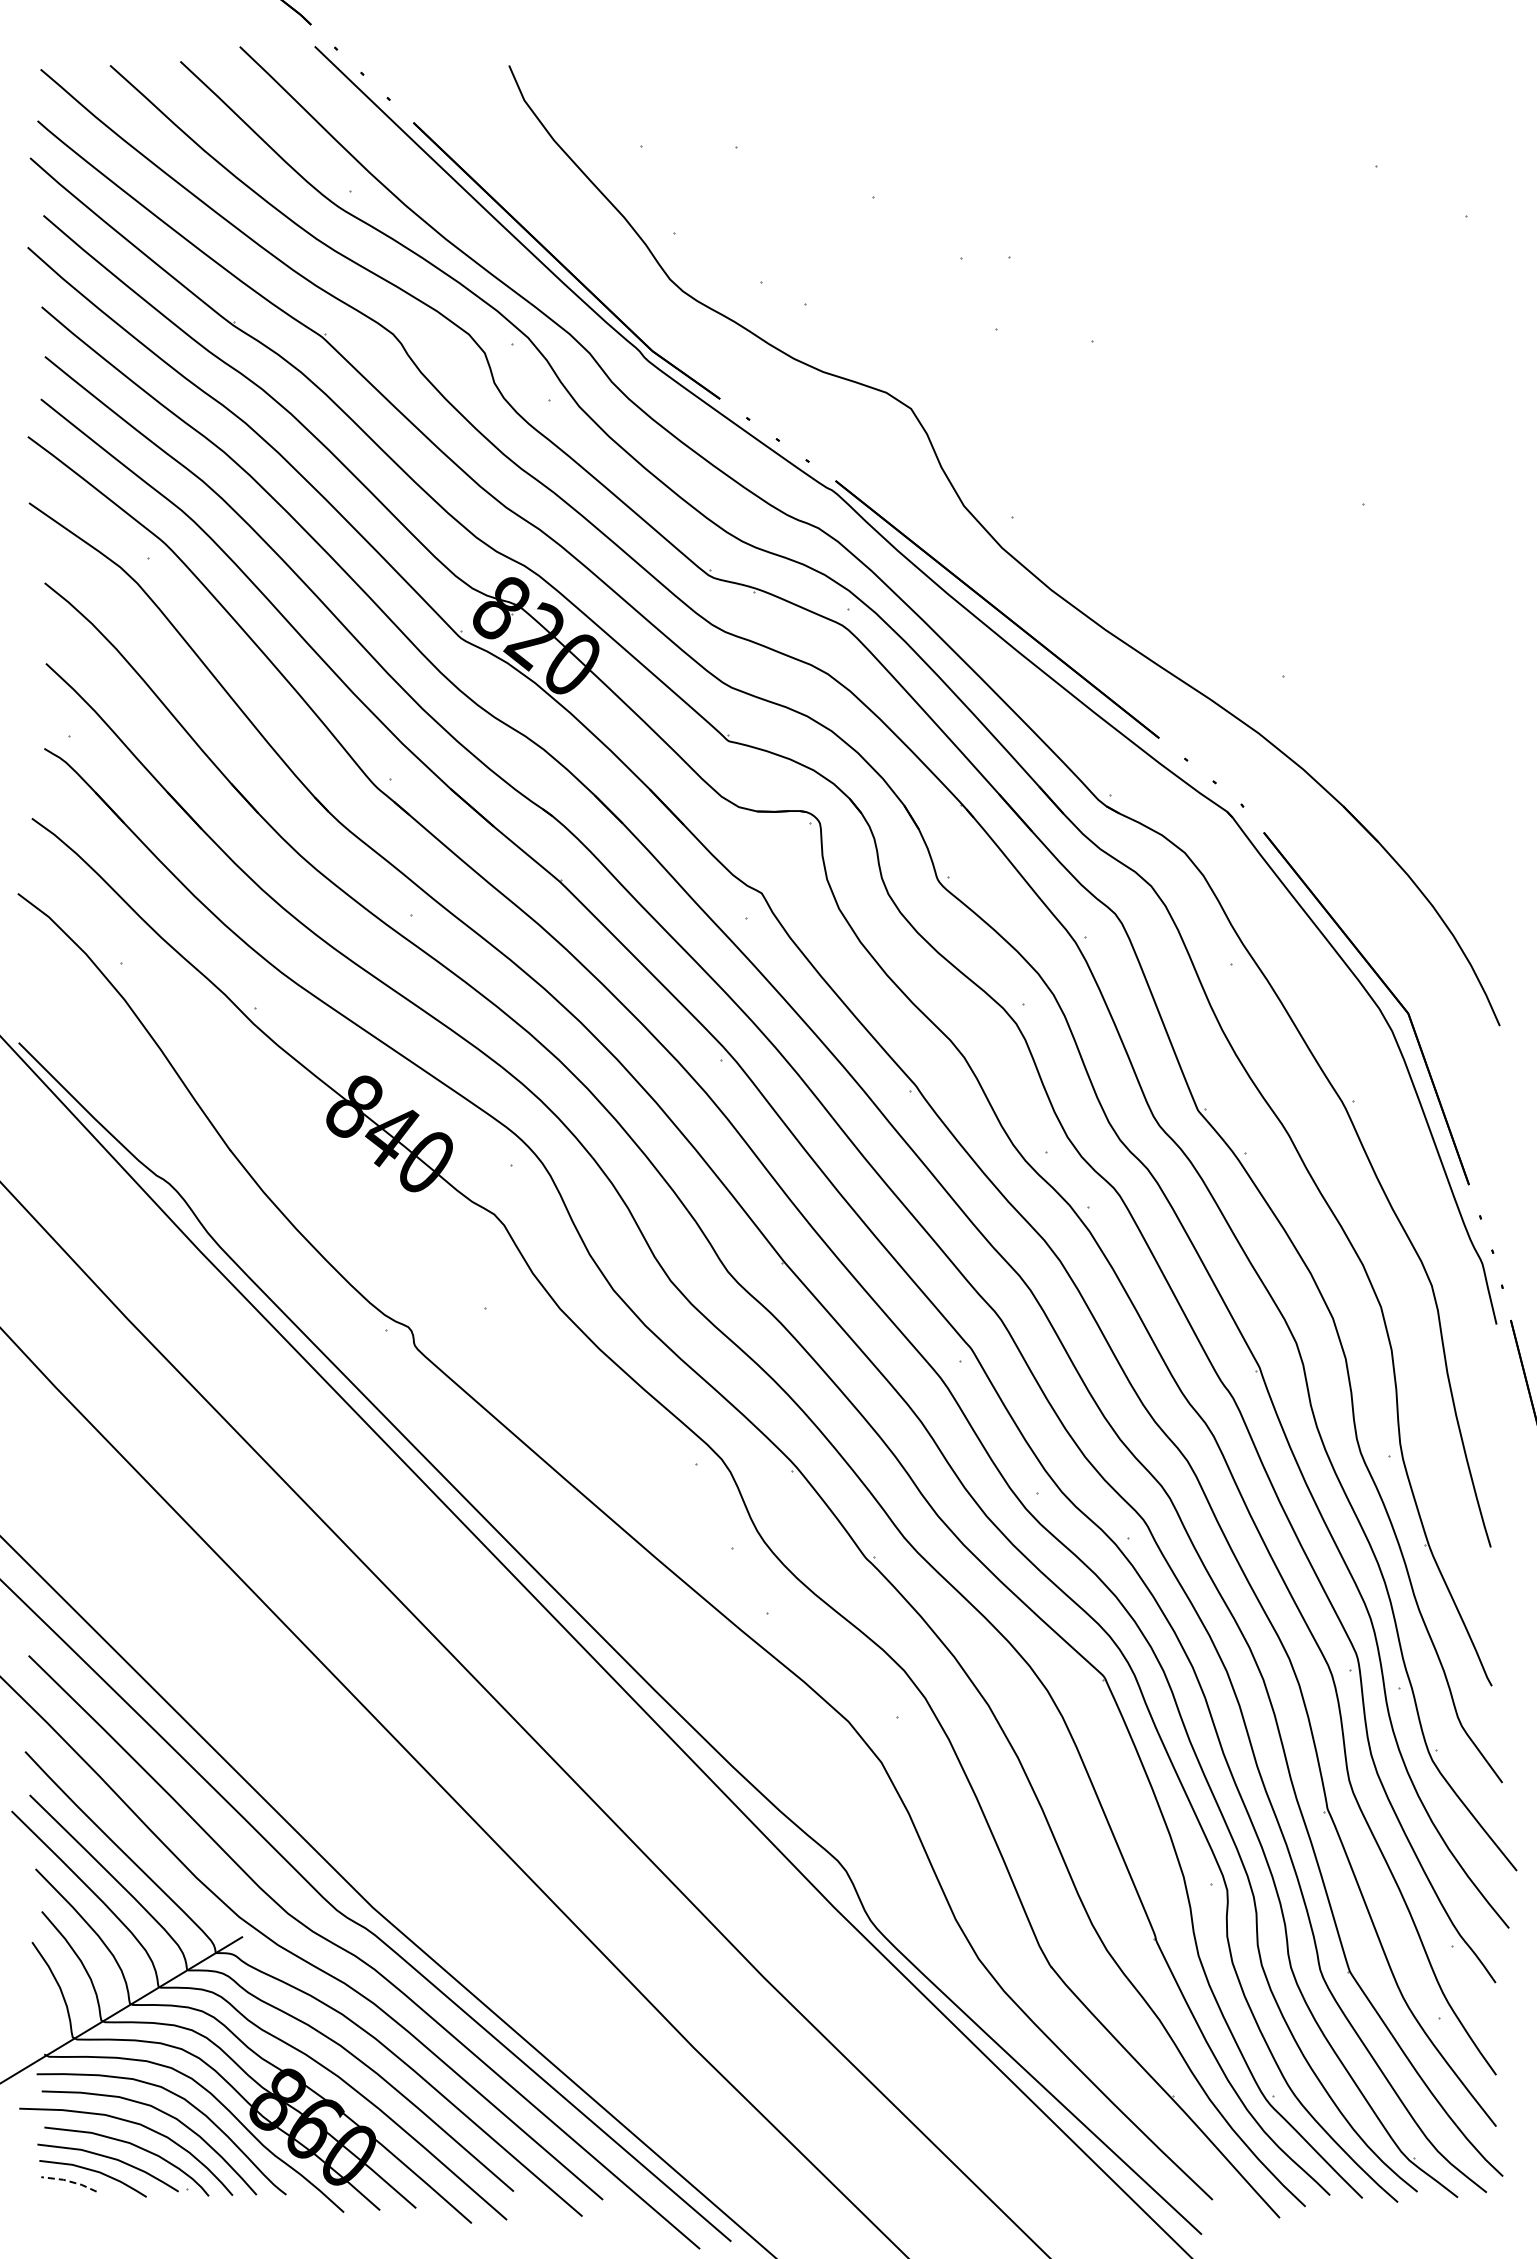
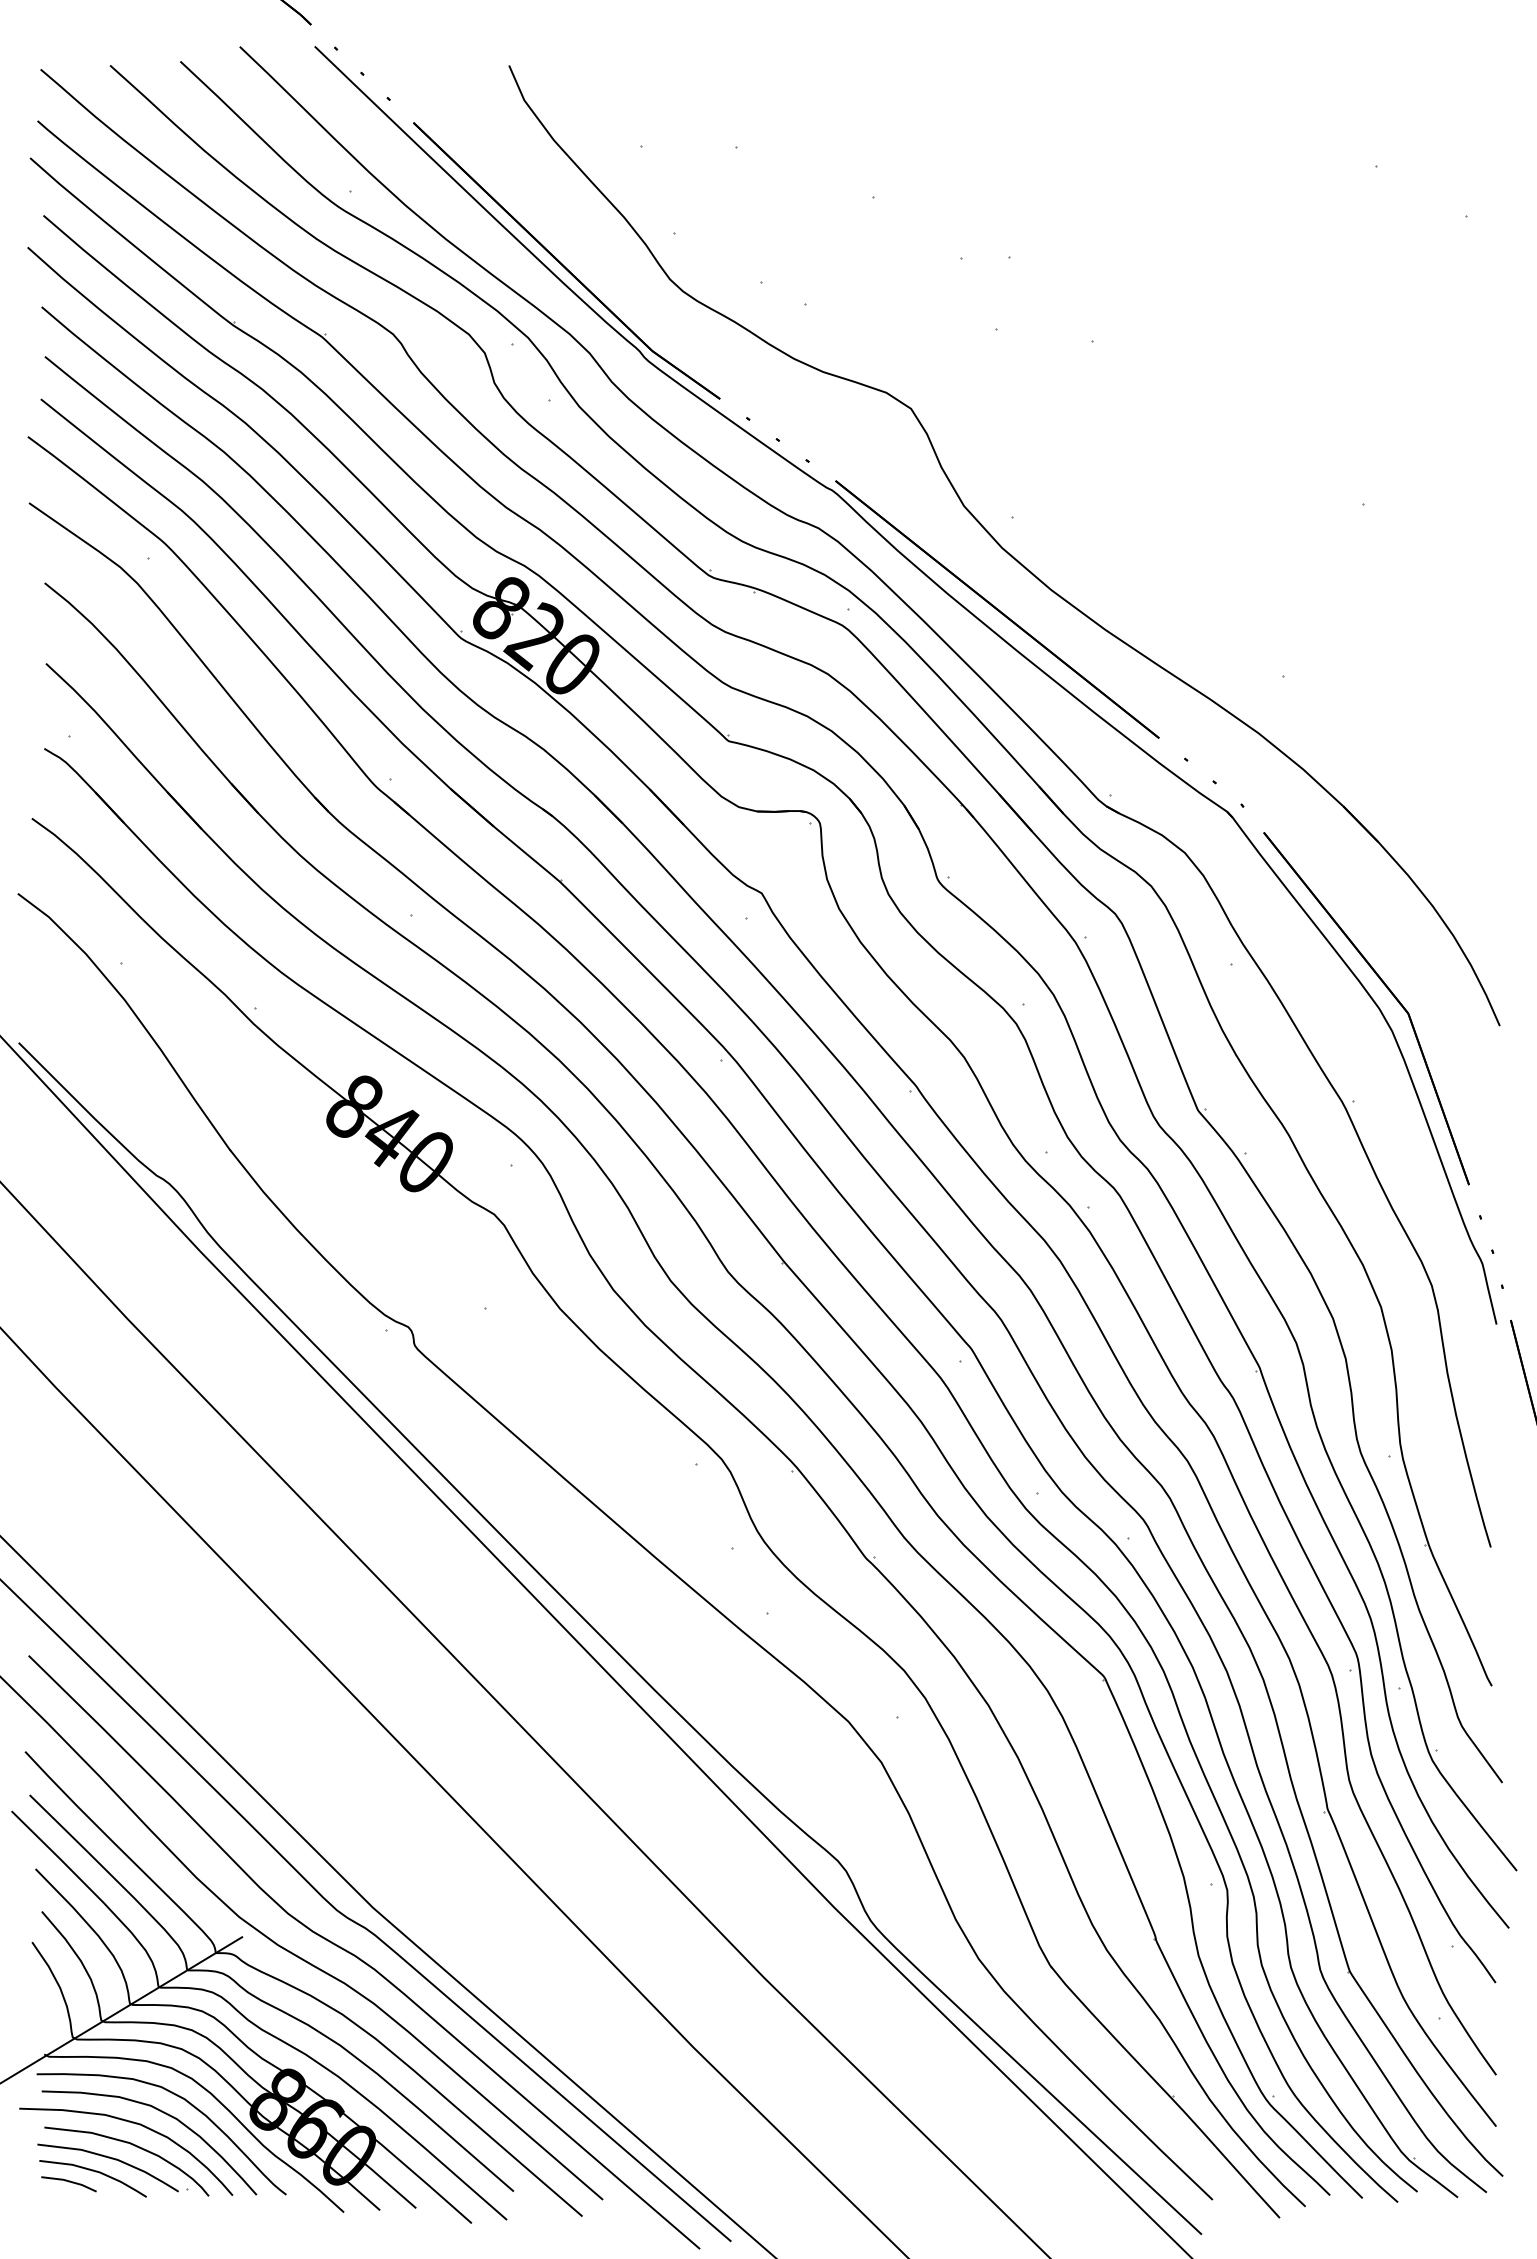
line: dashed -> solid (69, 2181)
